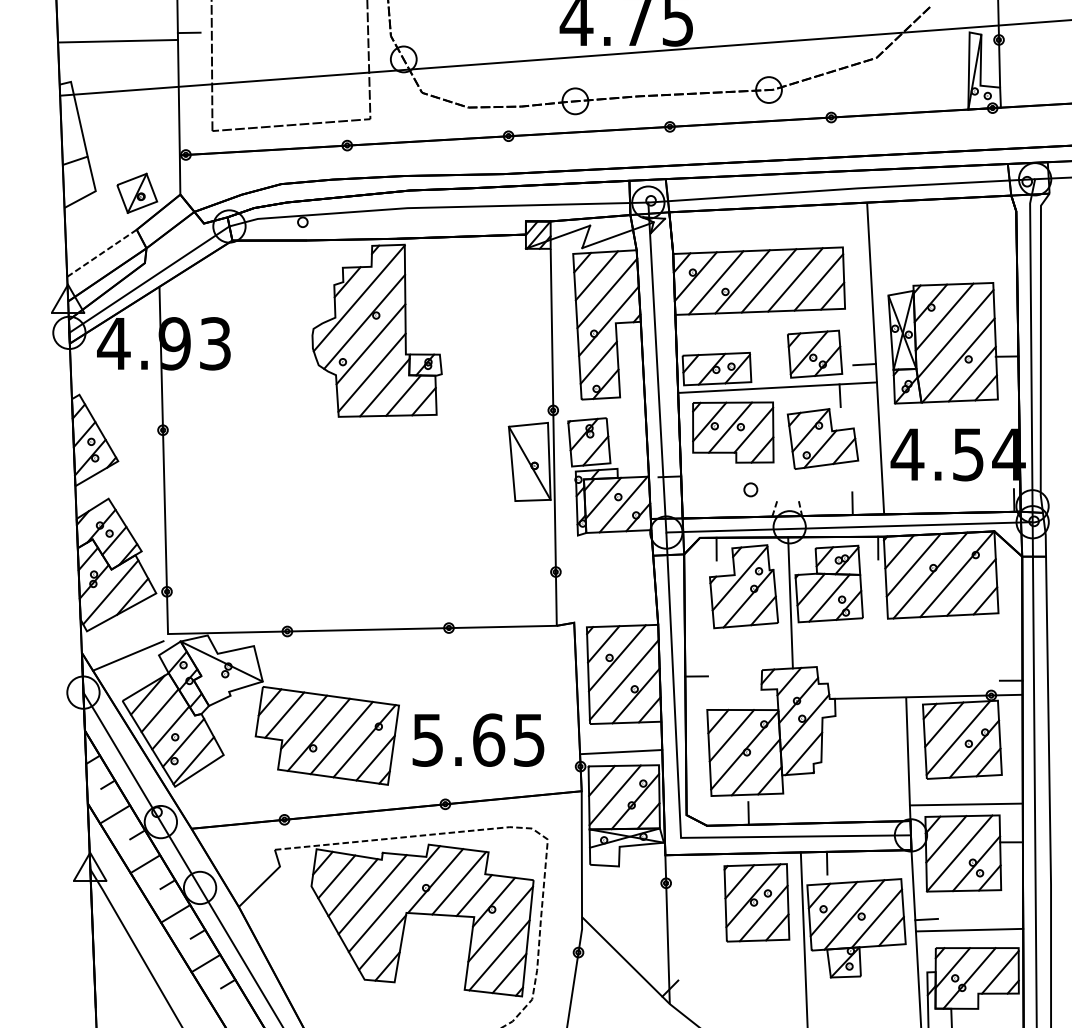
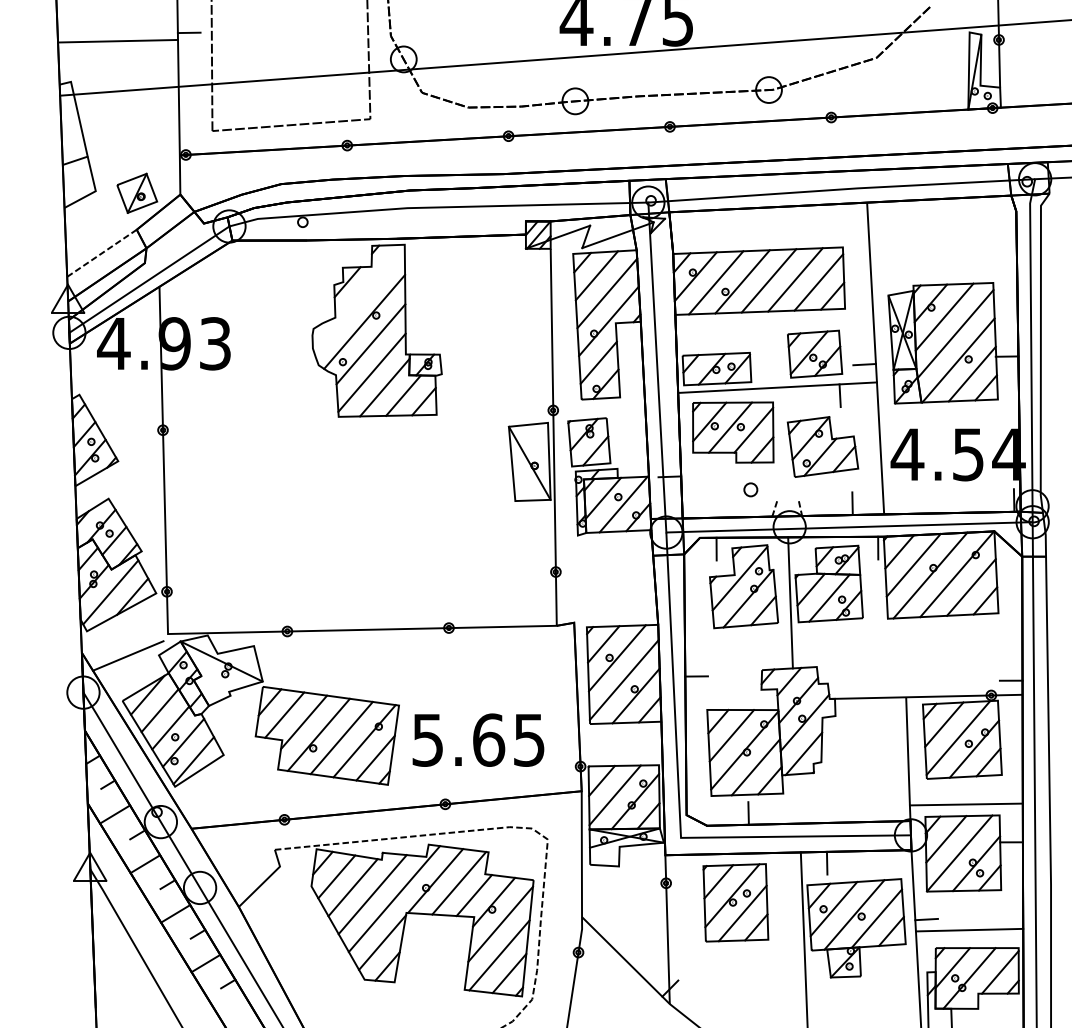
line: present -> none (358, 298)
part position: (822, 438) -> (822, 446) (822, 446)
line: present -> none (621, 752)
part position: (756, 902) -> (735, 902) (735, 902)
